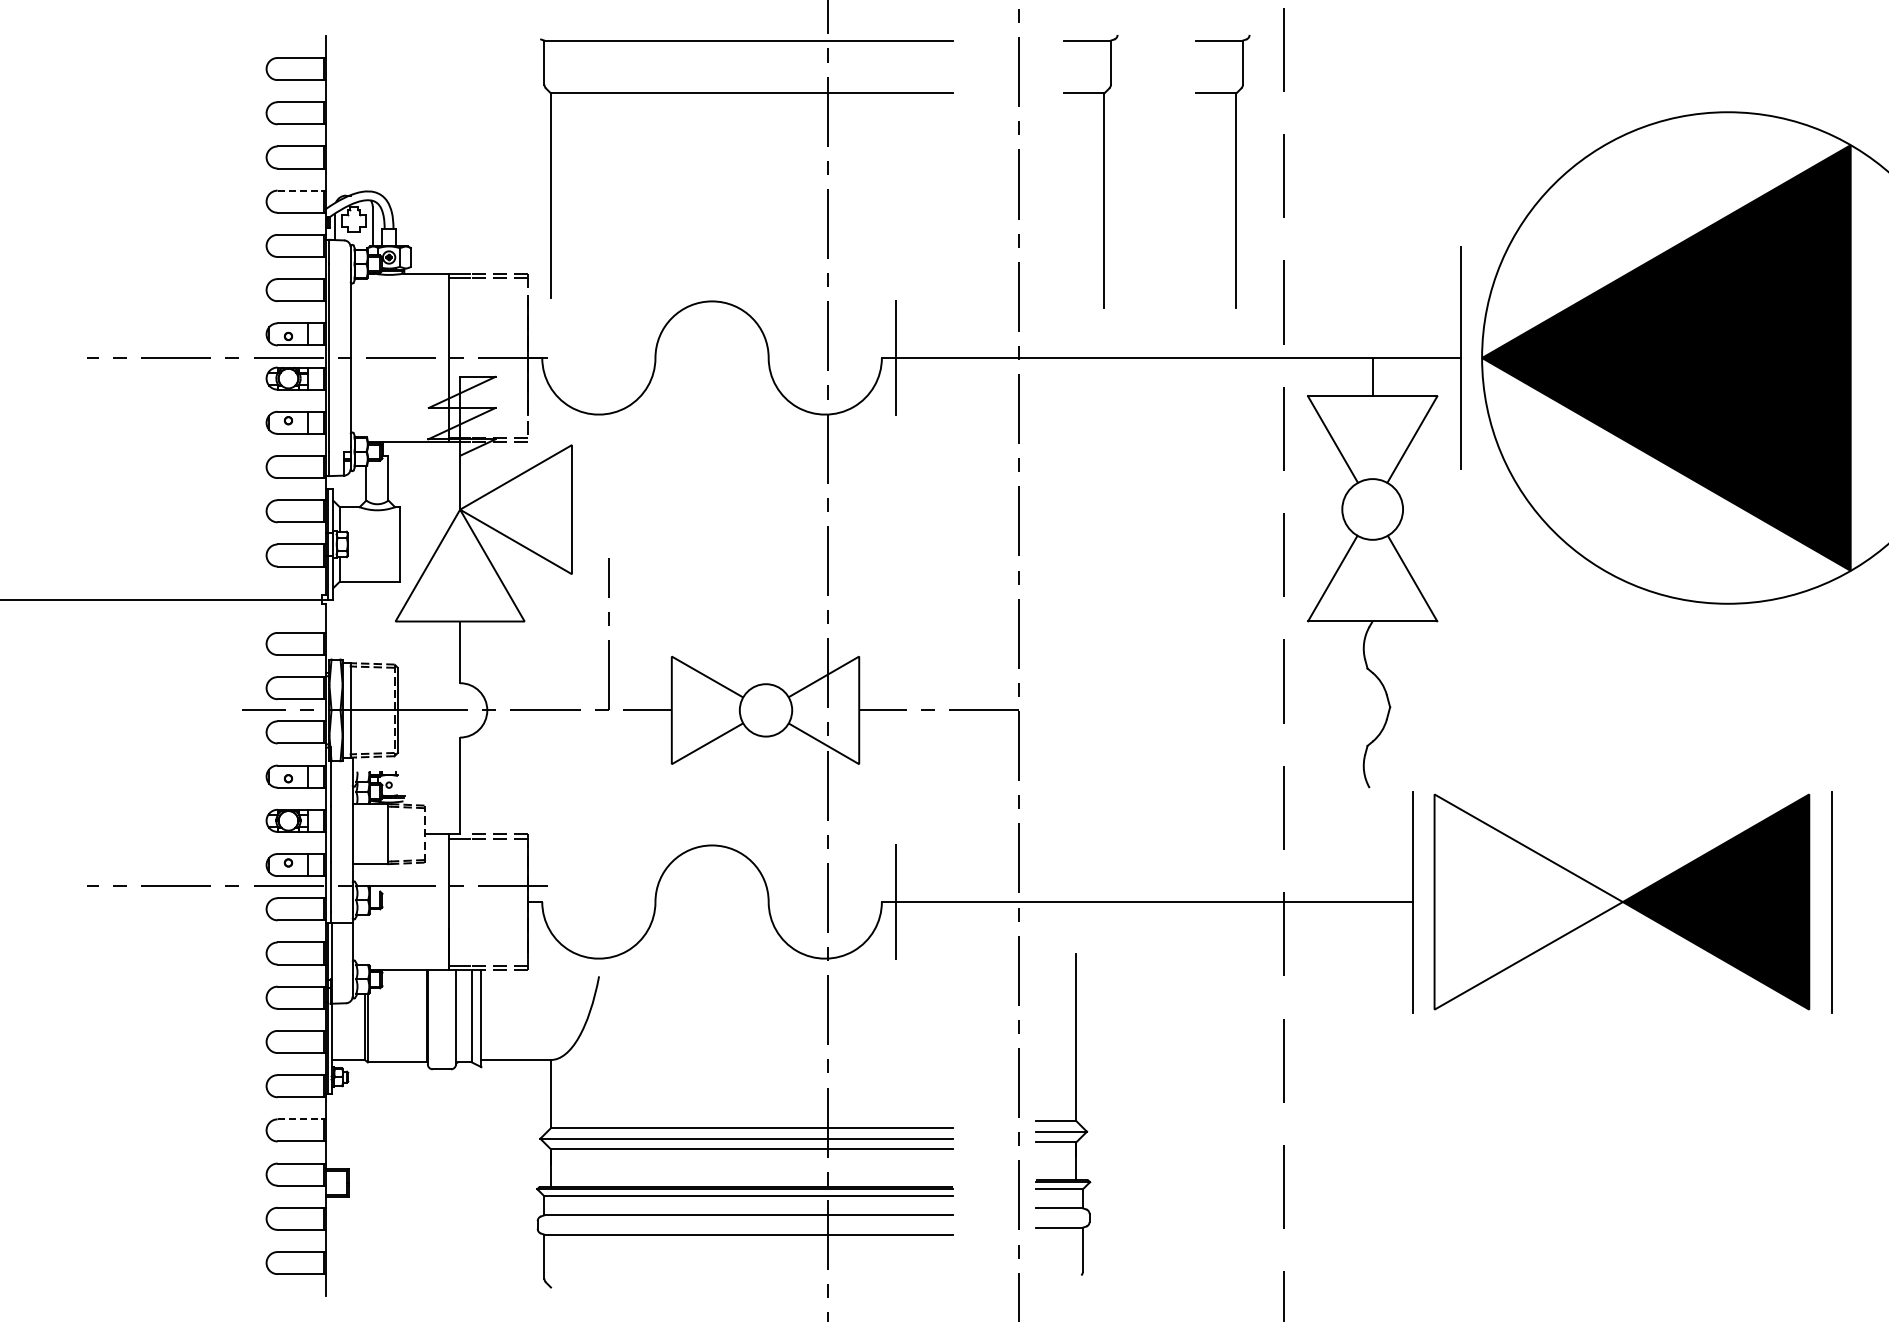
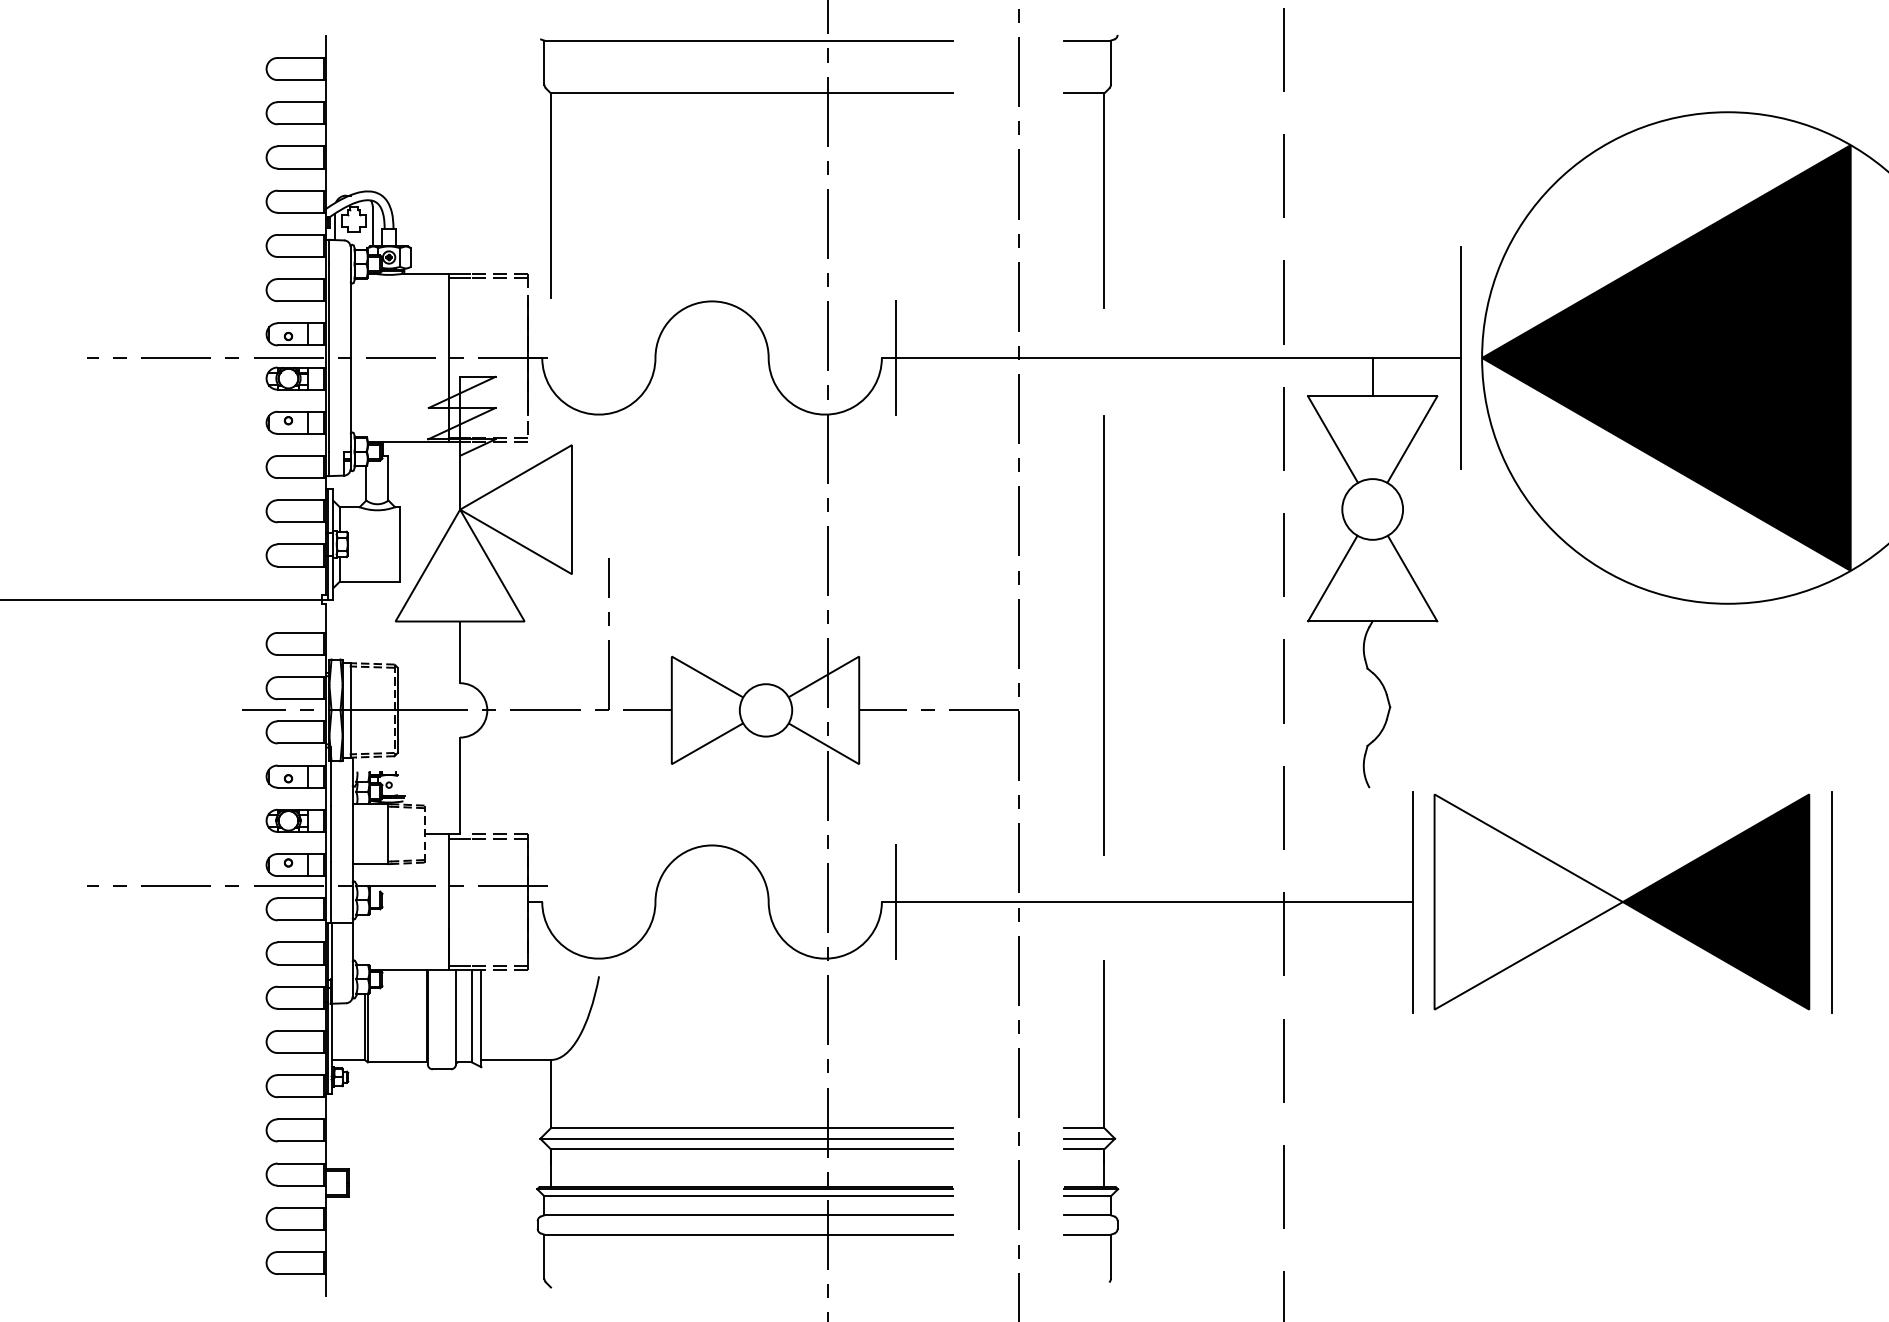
part: present -> none (1235, 171)
line: dashed -> solid (300, 190)
line: none -> present (1104, 635)
part position: (1063, 1114) -> (1091, 1121) (1091, 1121)
line: dashed -> solid (300, 1119)
